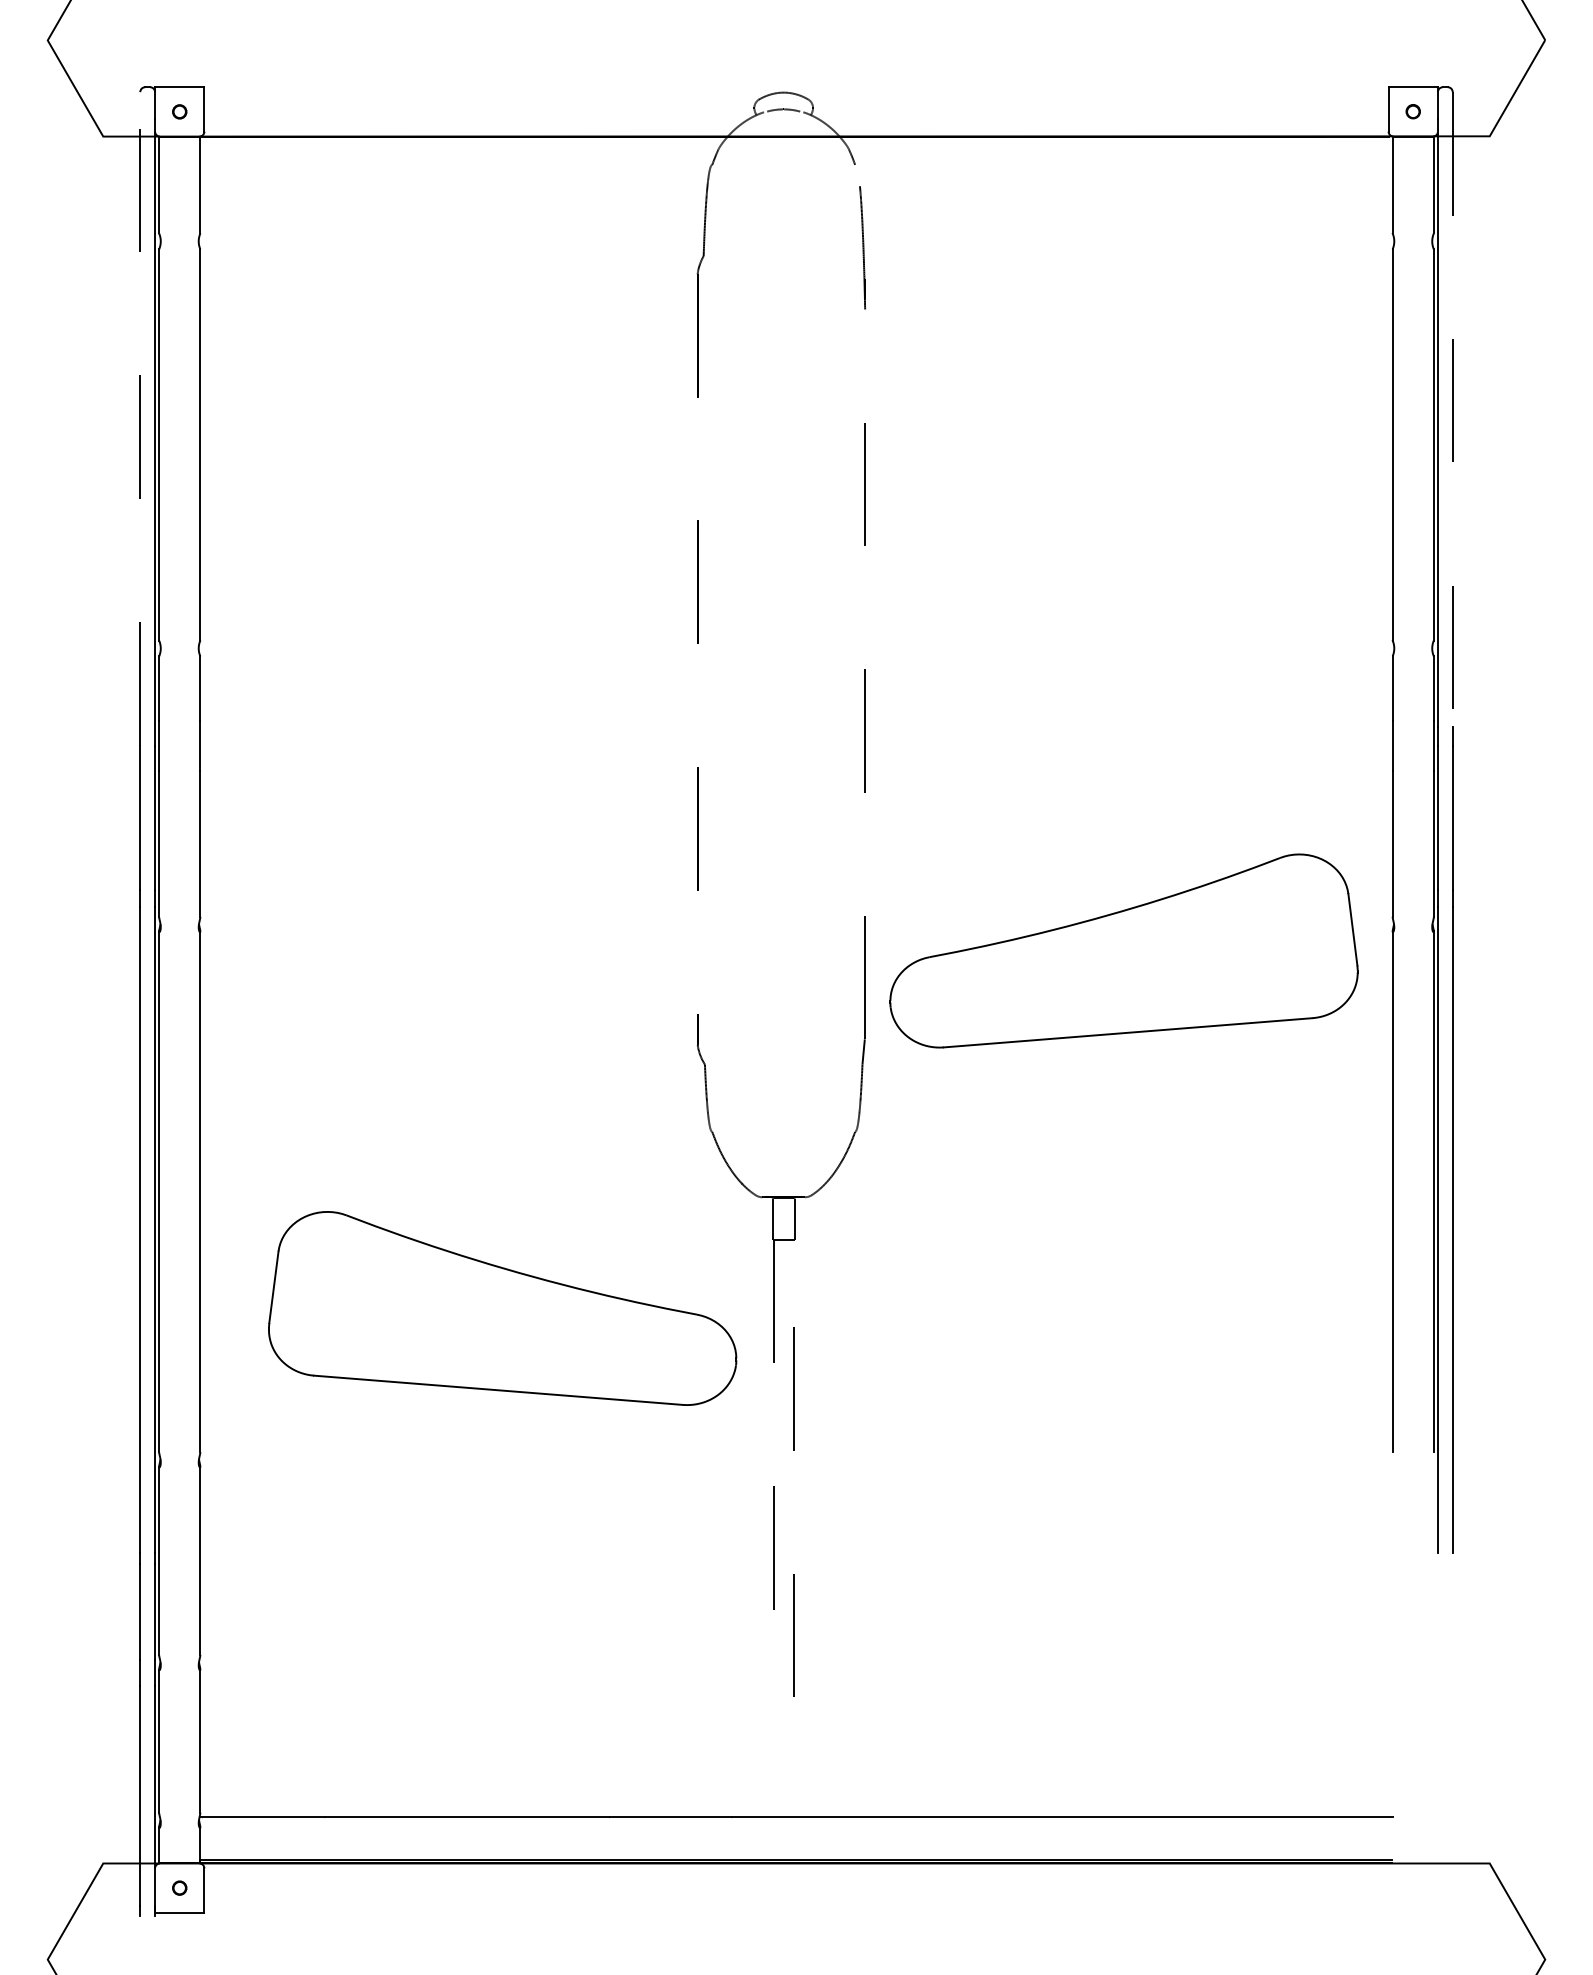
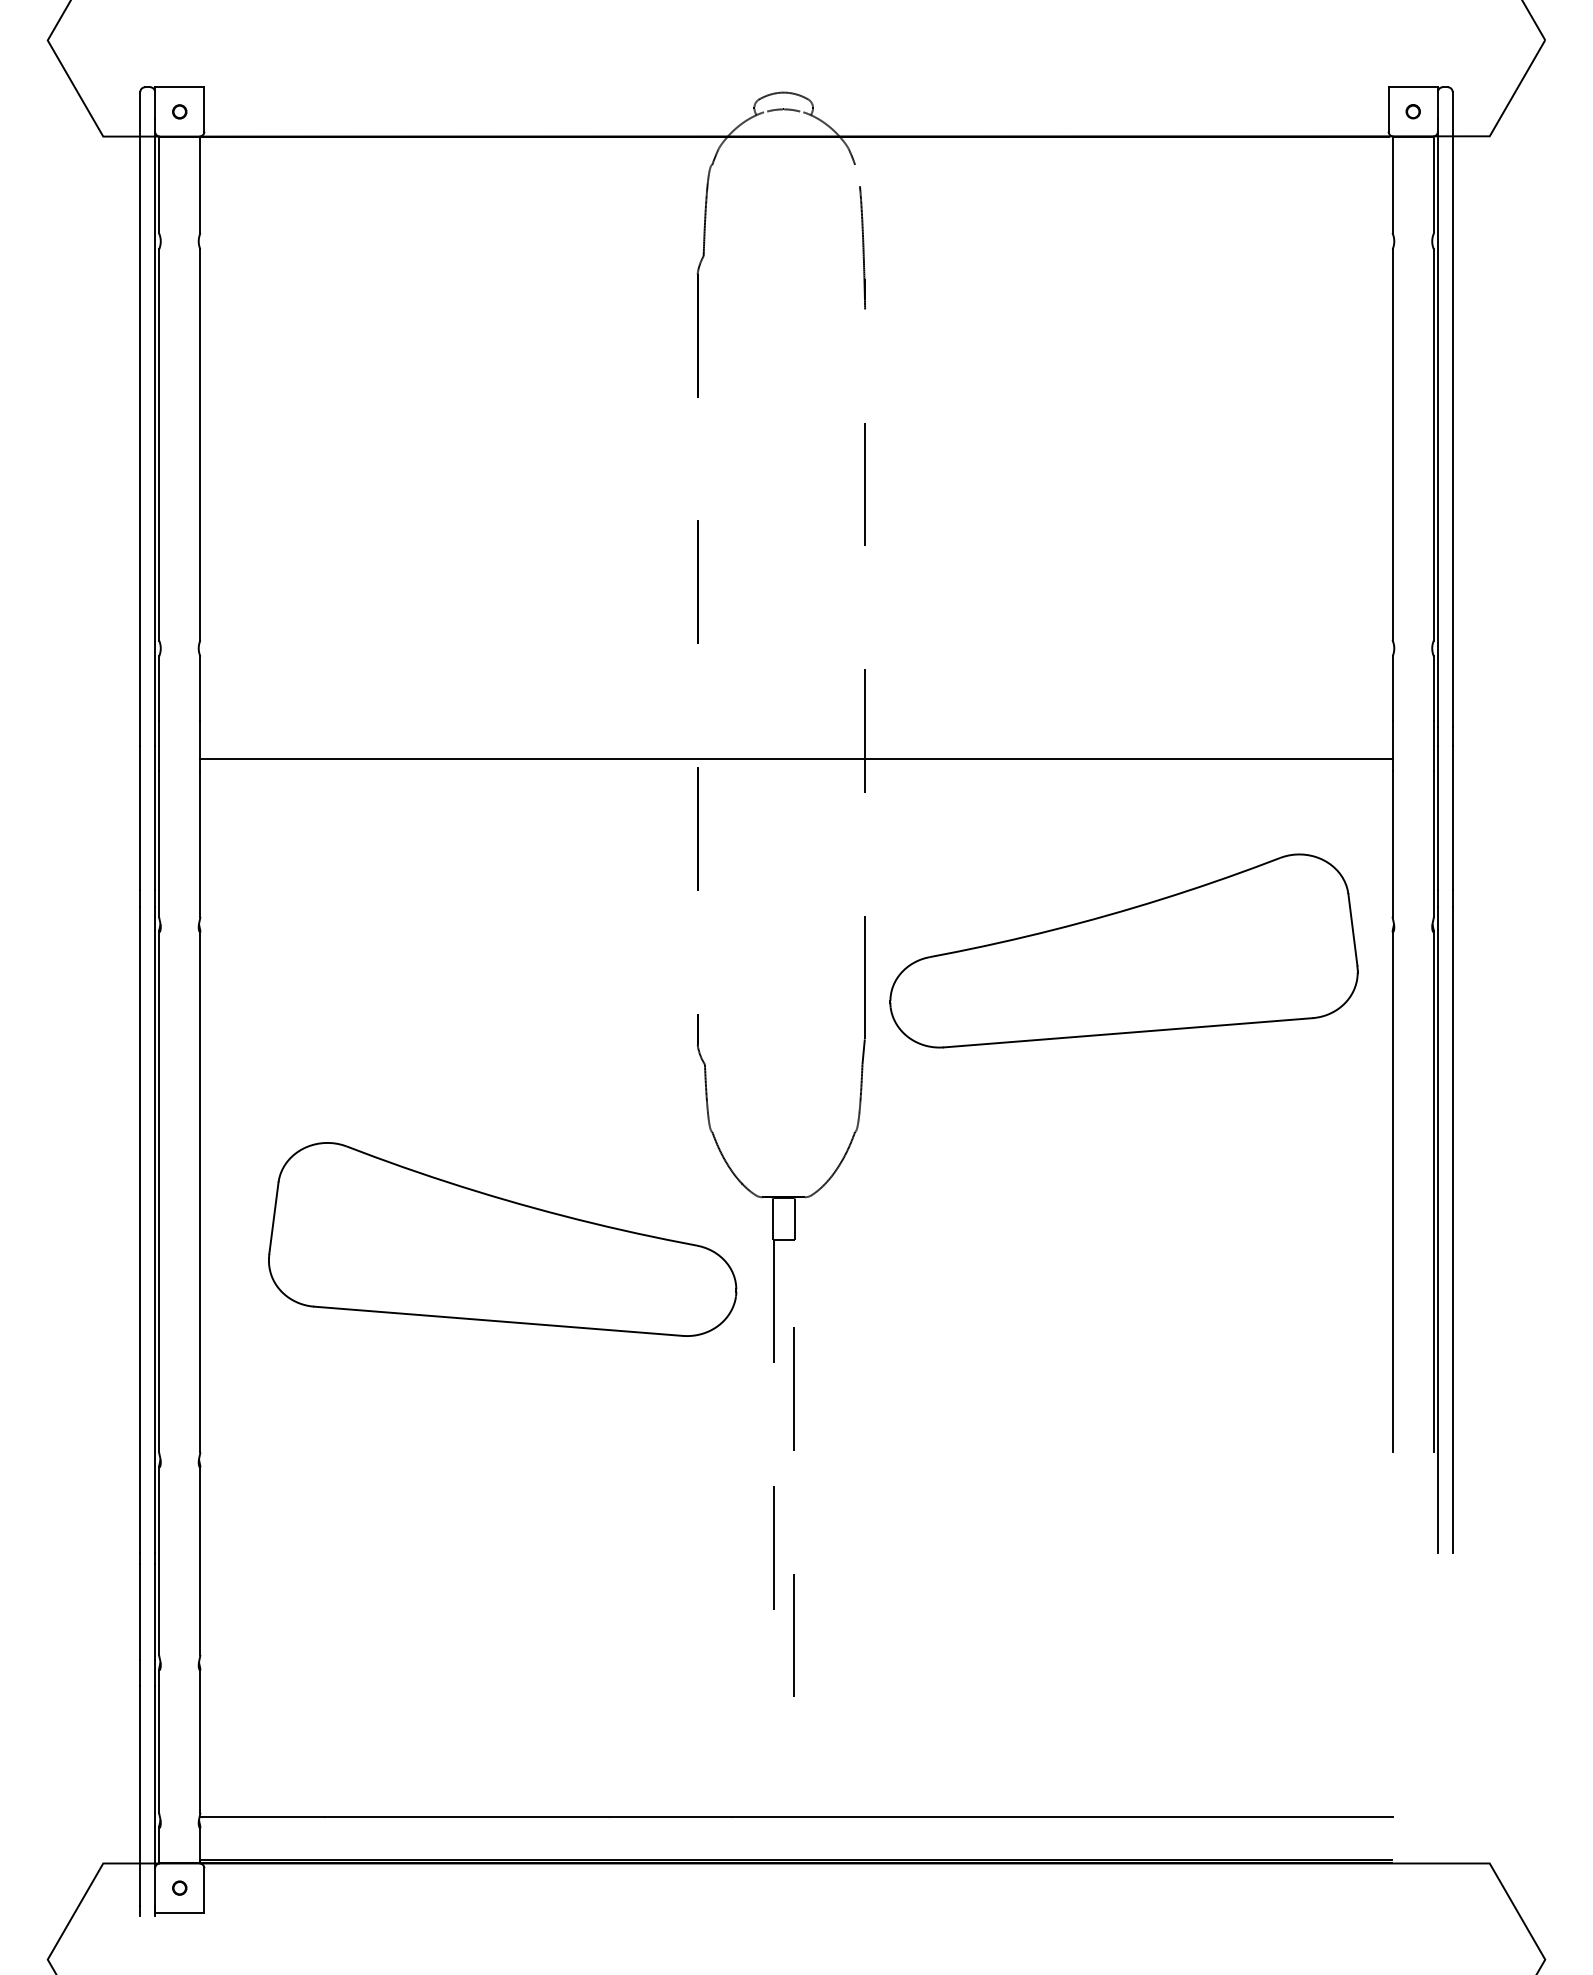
line: dashed -> solid (1452, 409)
line: dashed -> solid (140, 418)
line: none -> present (796, 759)
part position: (502, 1308) -> (502, 1239) (502, 1239)
